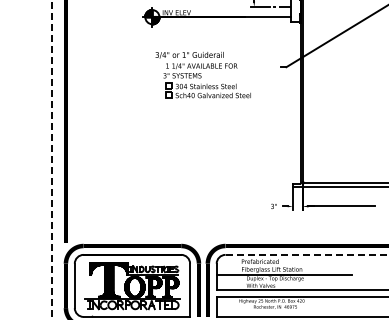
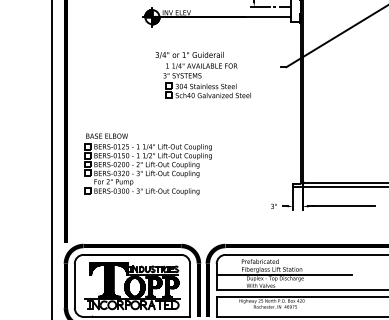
line: dashed -> solid (51, 160)
part: none -> present (147, 164)
line: dashed -> solid (307, 254)
